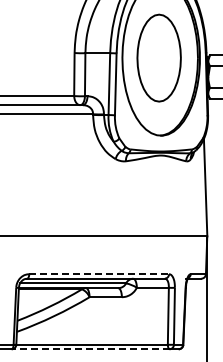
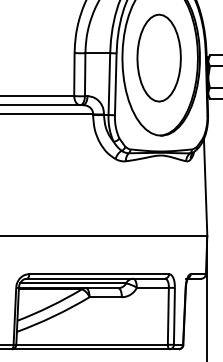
line: dashed -> solid (99, 274)
line: dashed -> solid (90, 349)
